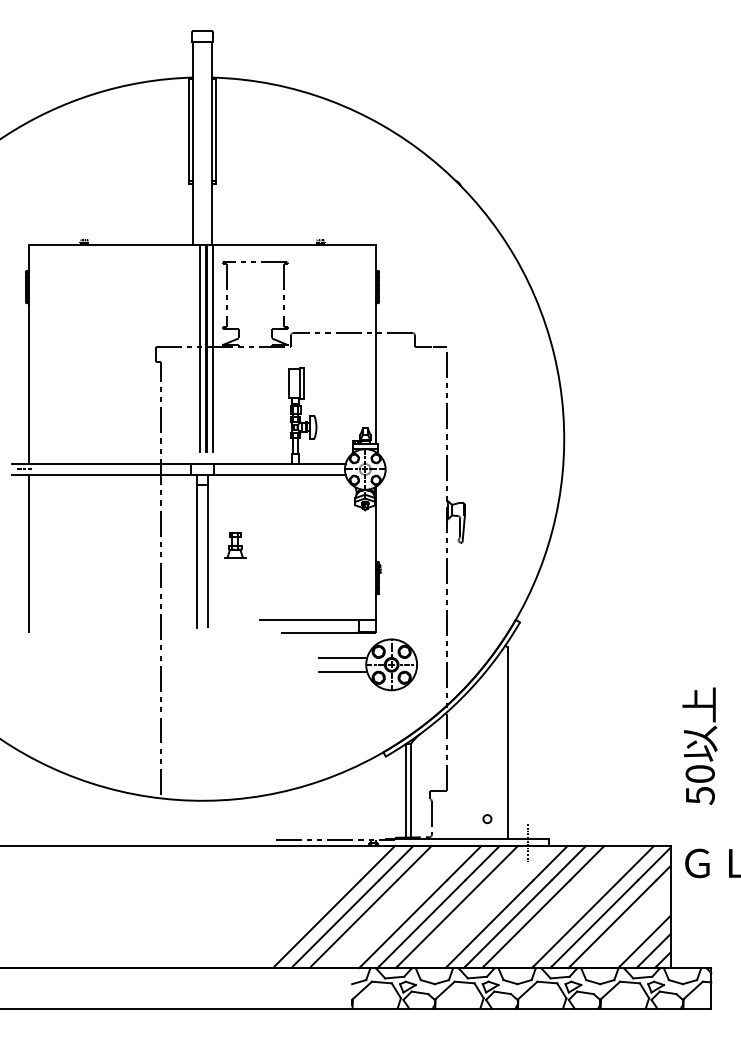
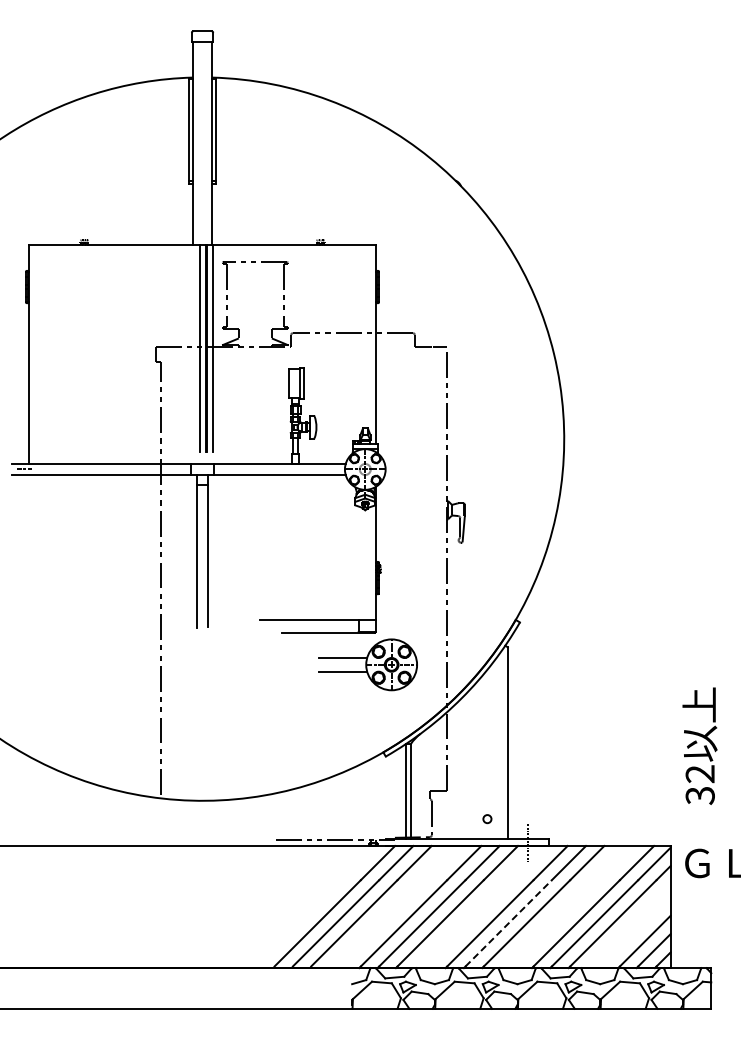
part: present -> none (235, 545)
line: present -> none (28, 553)
text: 50 -> 32 (699, 784)
line: solid -> dashed (509, 922)
